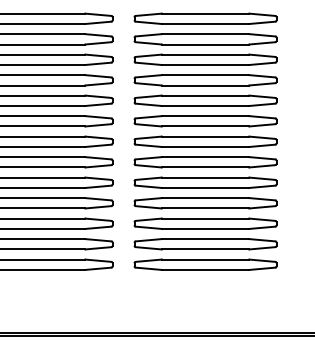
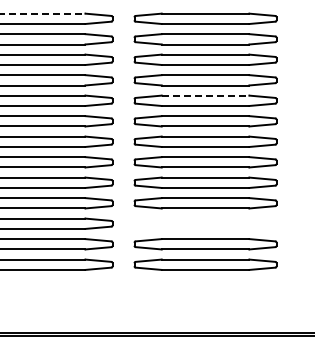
line: solid -> dashed (43, 13)
line: solid -> dashed (206, 95)
part: present -> none (205, 223)
